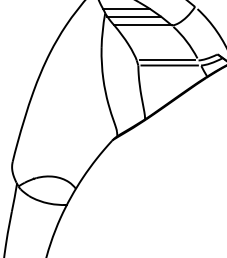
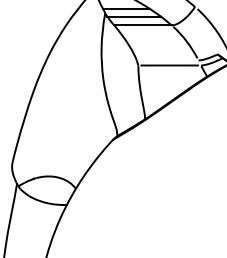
line: present -> none (167, 60)
